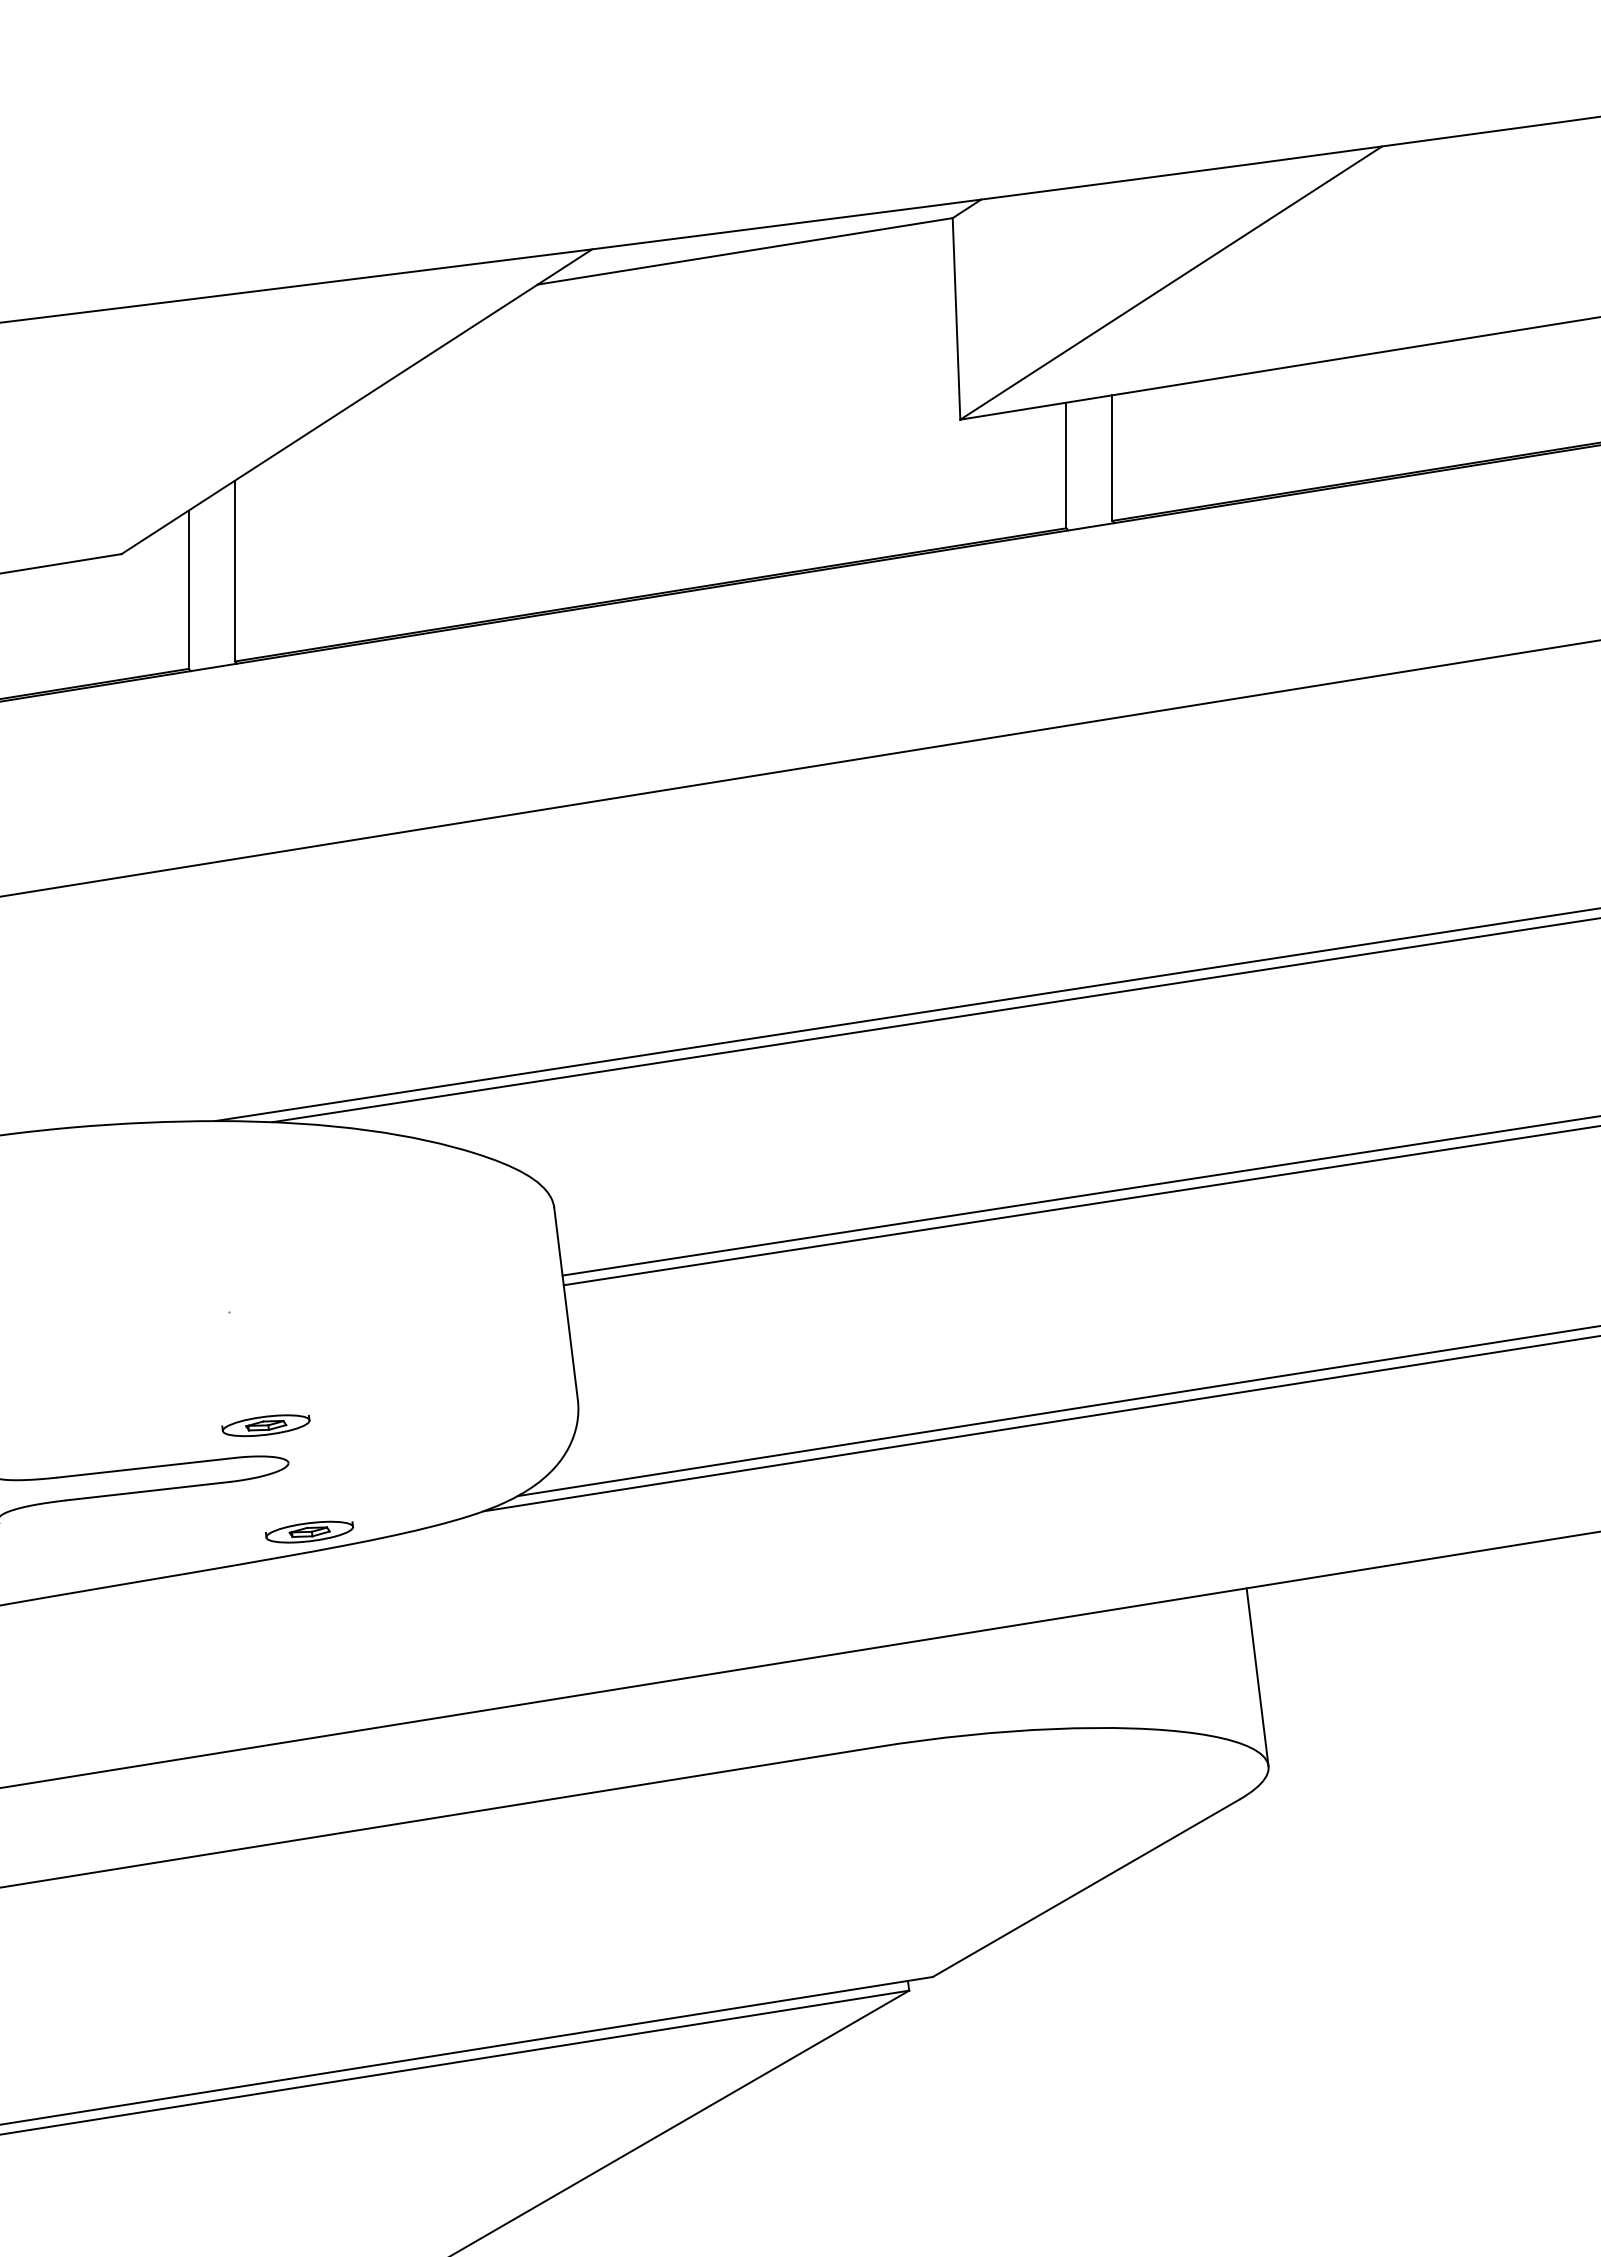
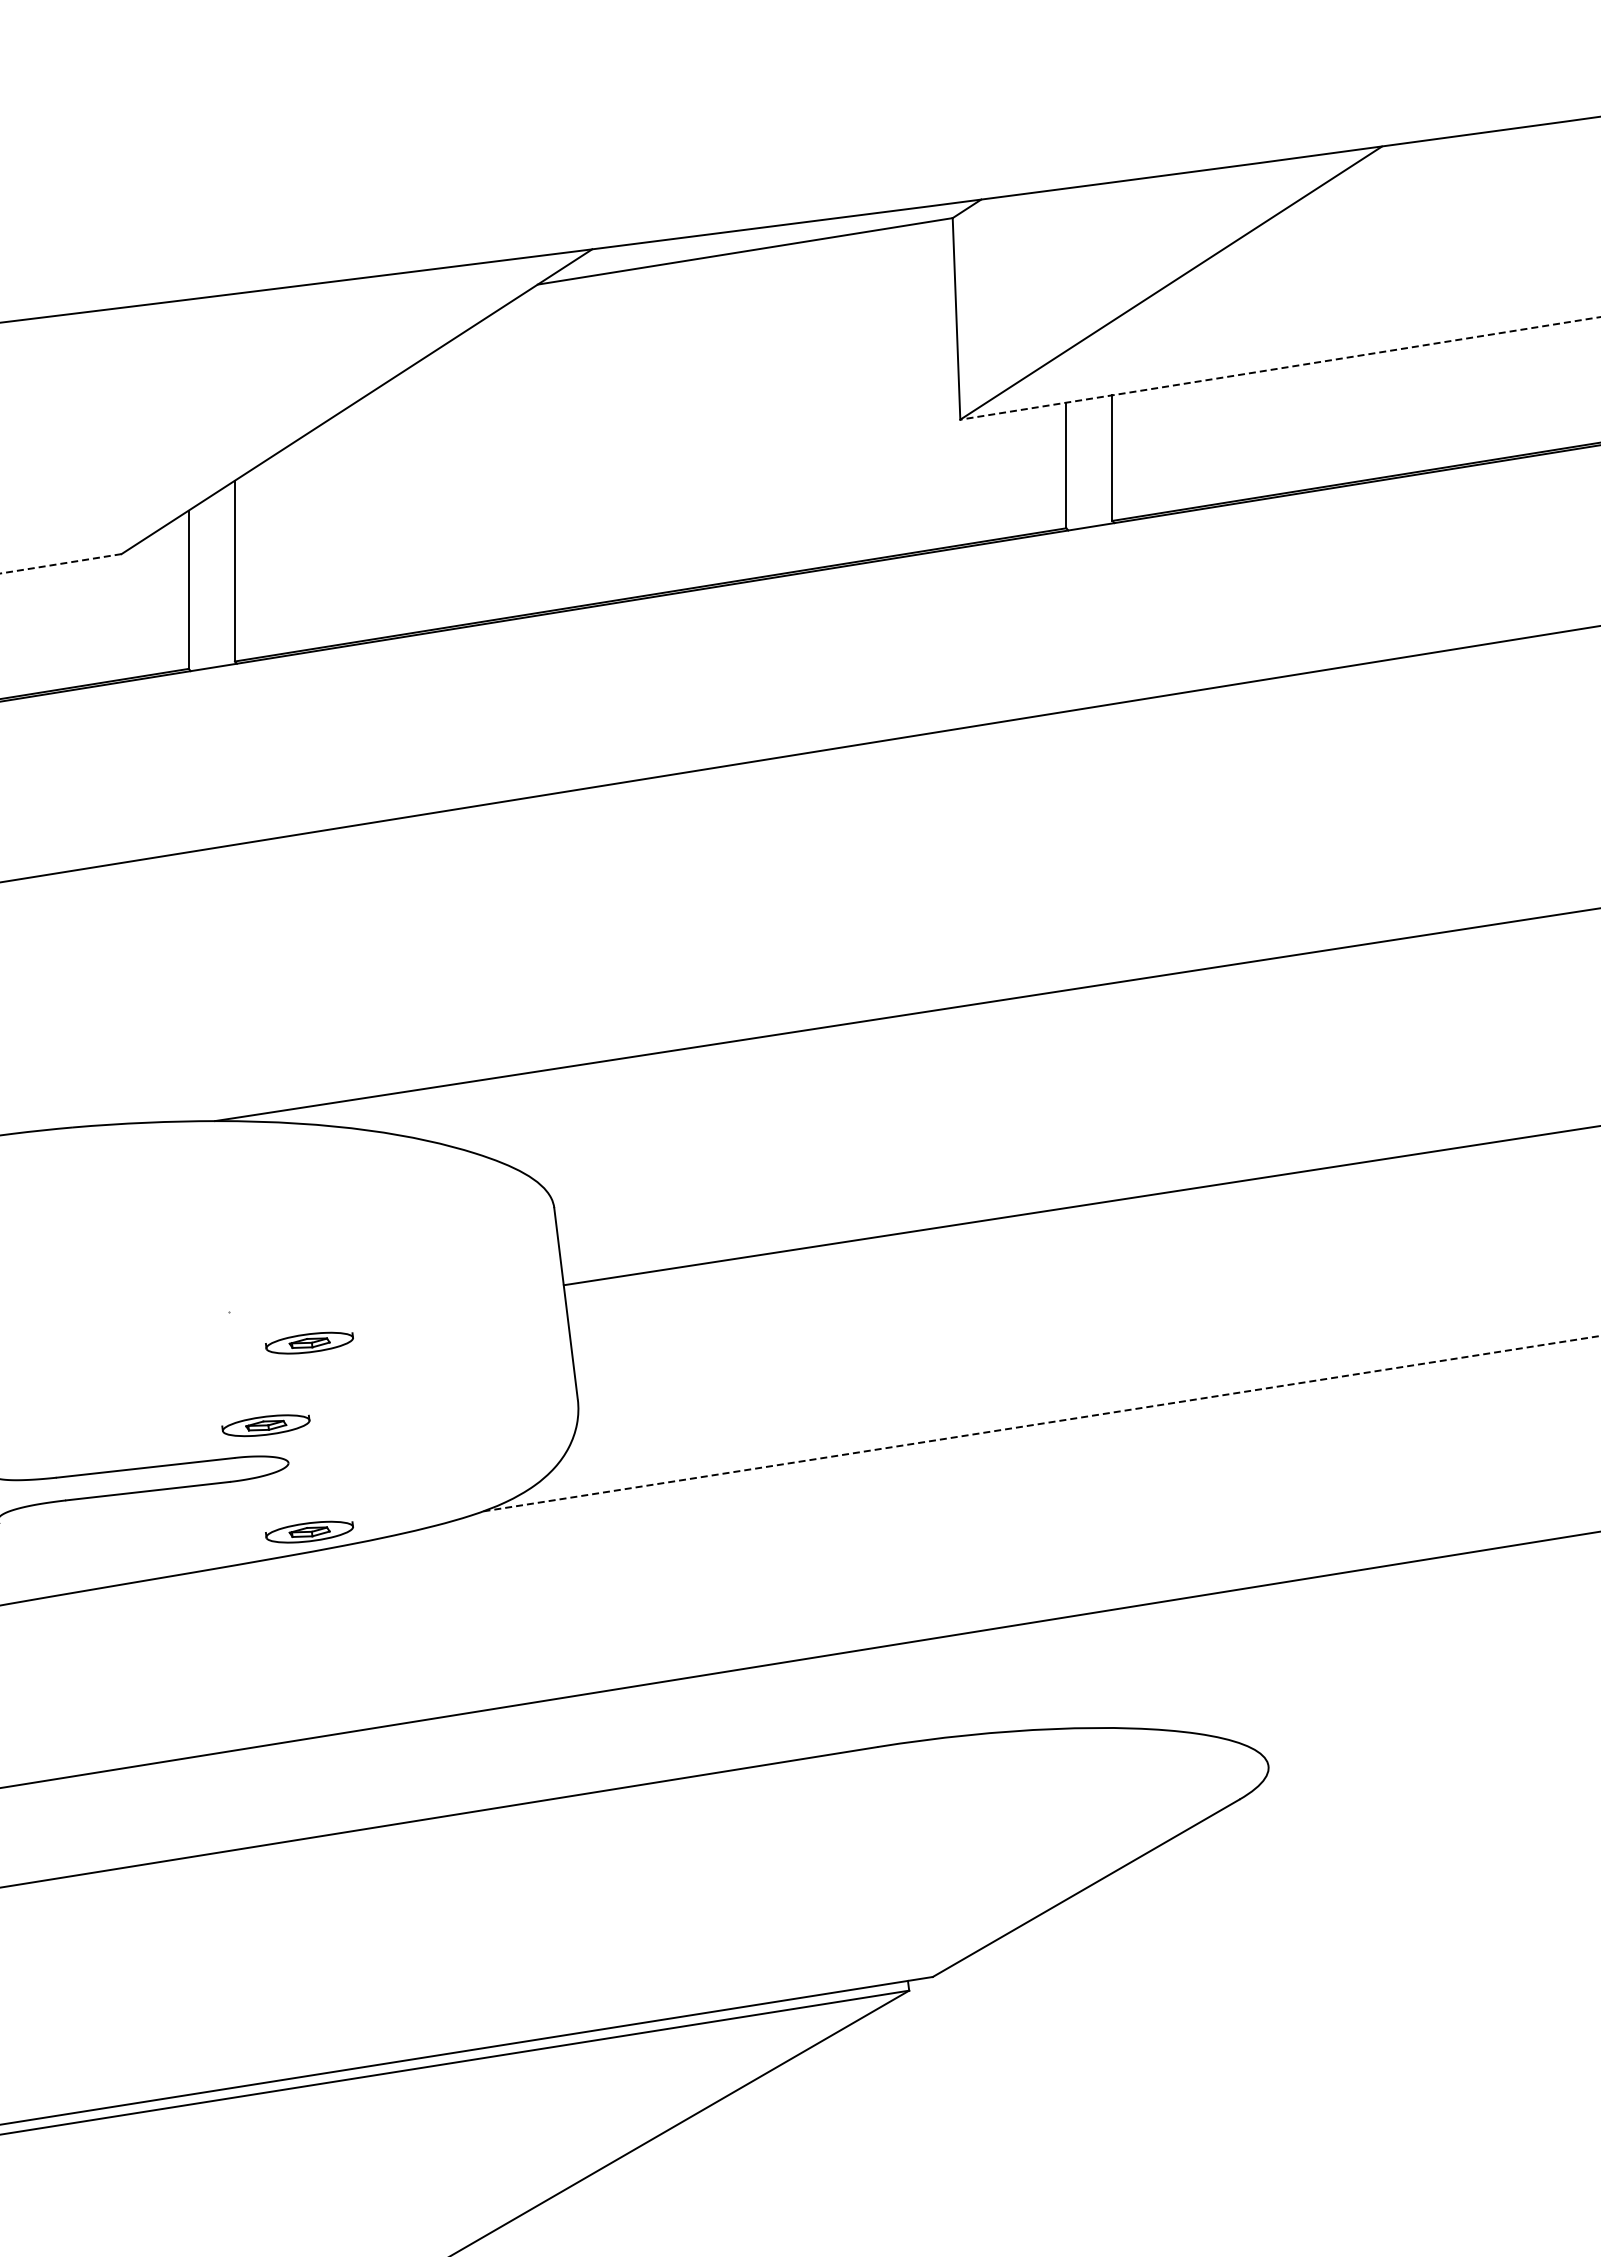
line: solid -> dashed (1279, 368)
line: solid -> dashed (60, 563)
line position: (799, 768) -> (799, 754) (799, 754)
line: present -> none (934, 1020)
line: present -> none (1079, 1195)
part: none -> present (309, 1342)
line: present -> none (1057, 1411)
line: solid -> dashed (1042, 1423)
line: present -> none (1257, 1677)
